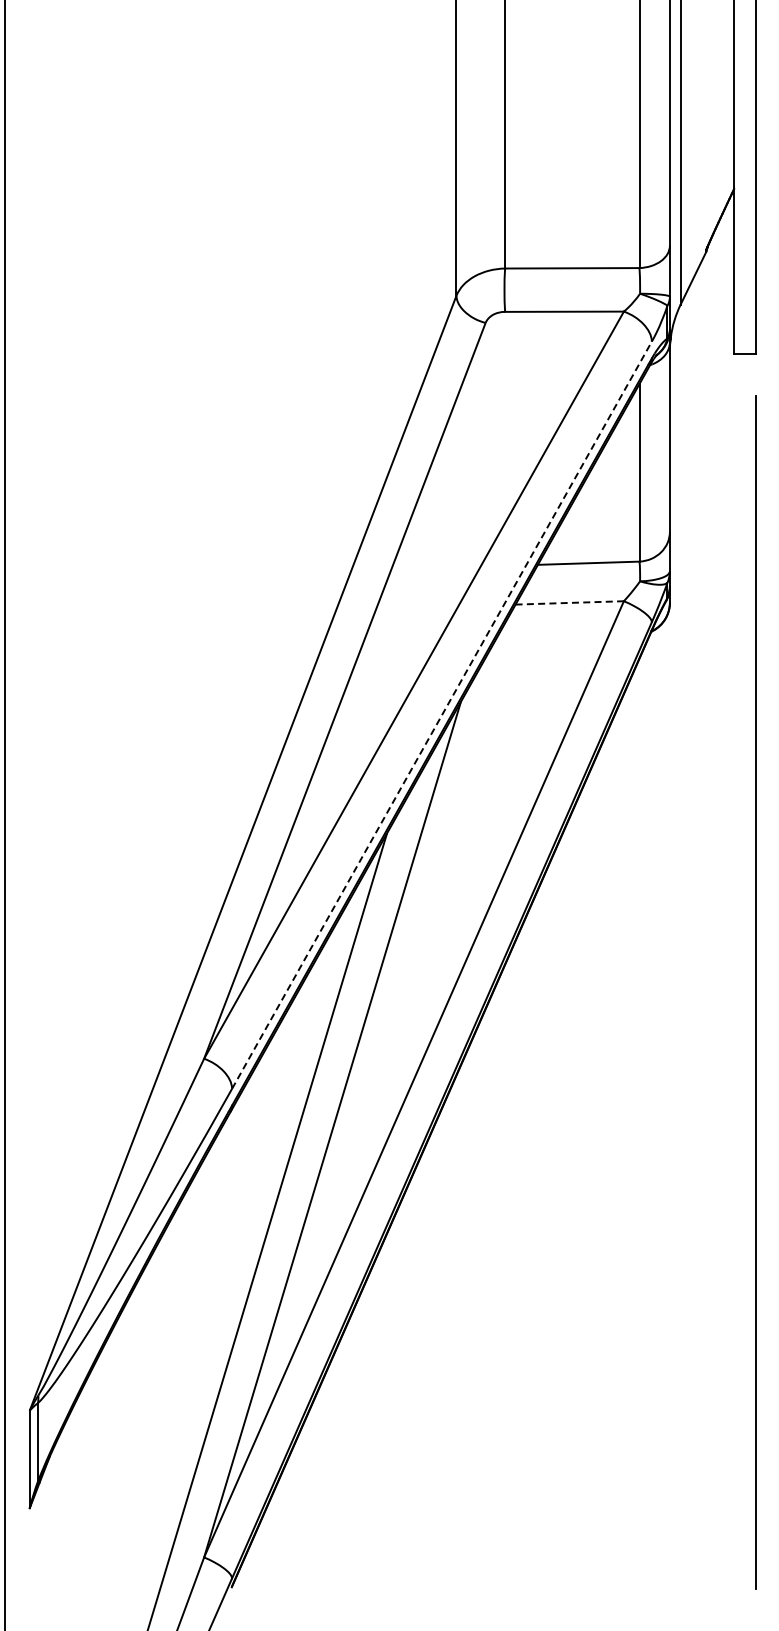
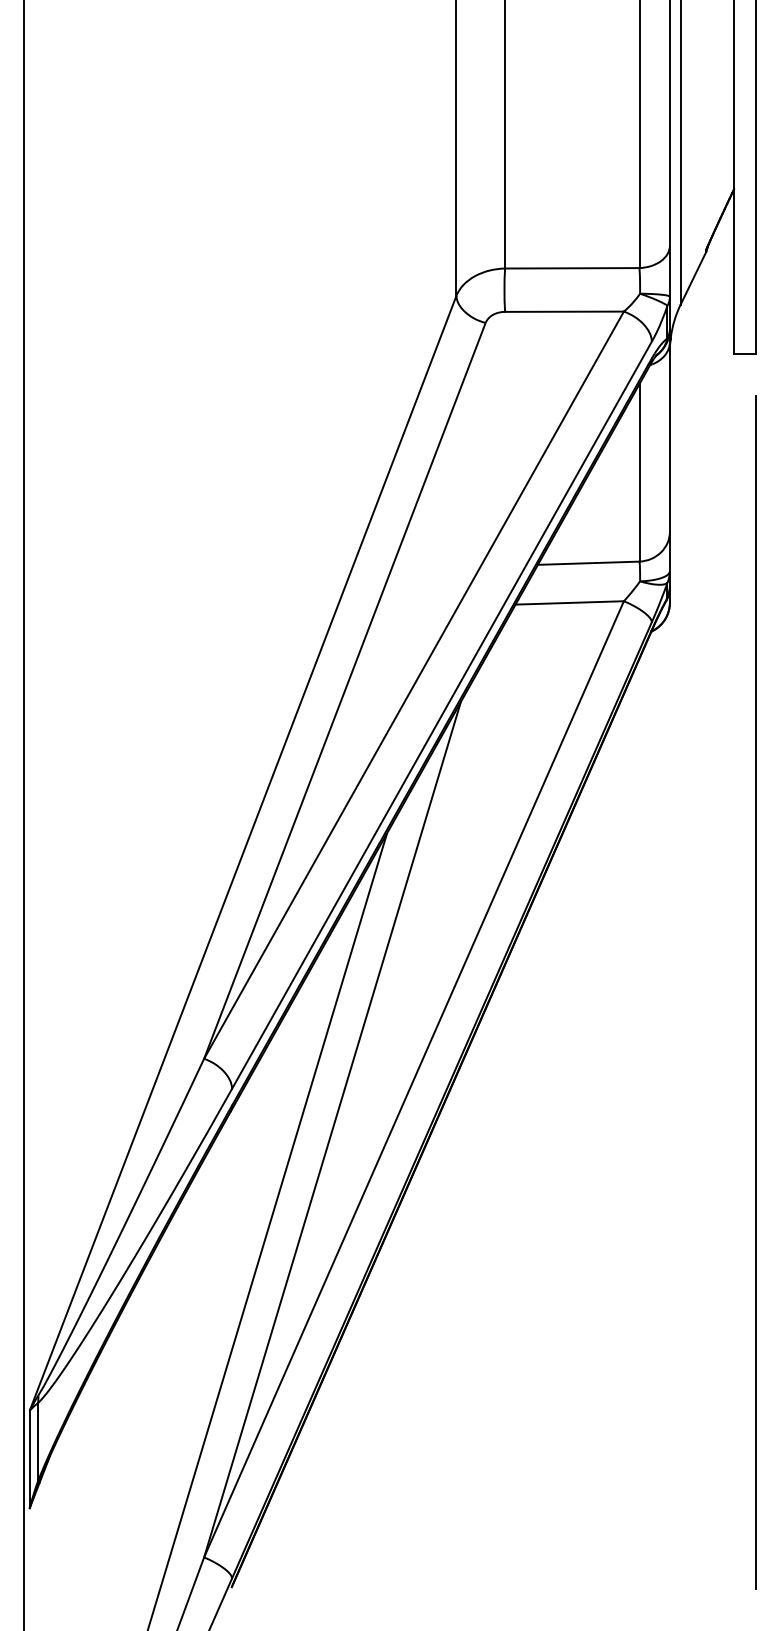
line: dashed -> solid (570, 602)
line: dashed -> solid (441, 715)
line position: (5, 814) -> (24, 814) (24, 814)
